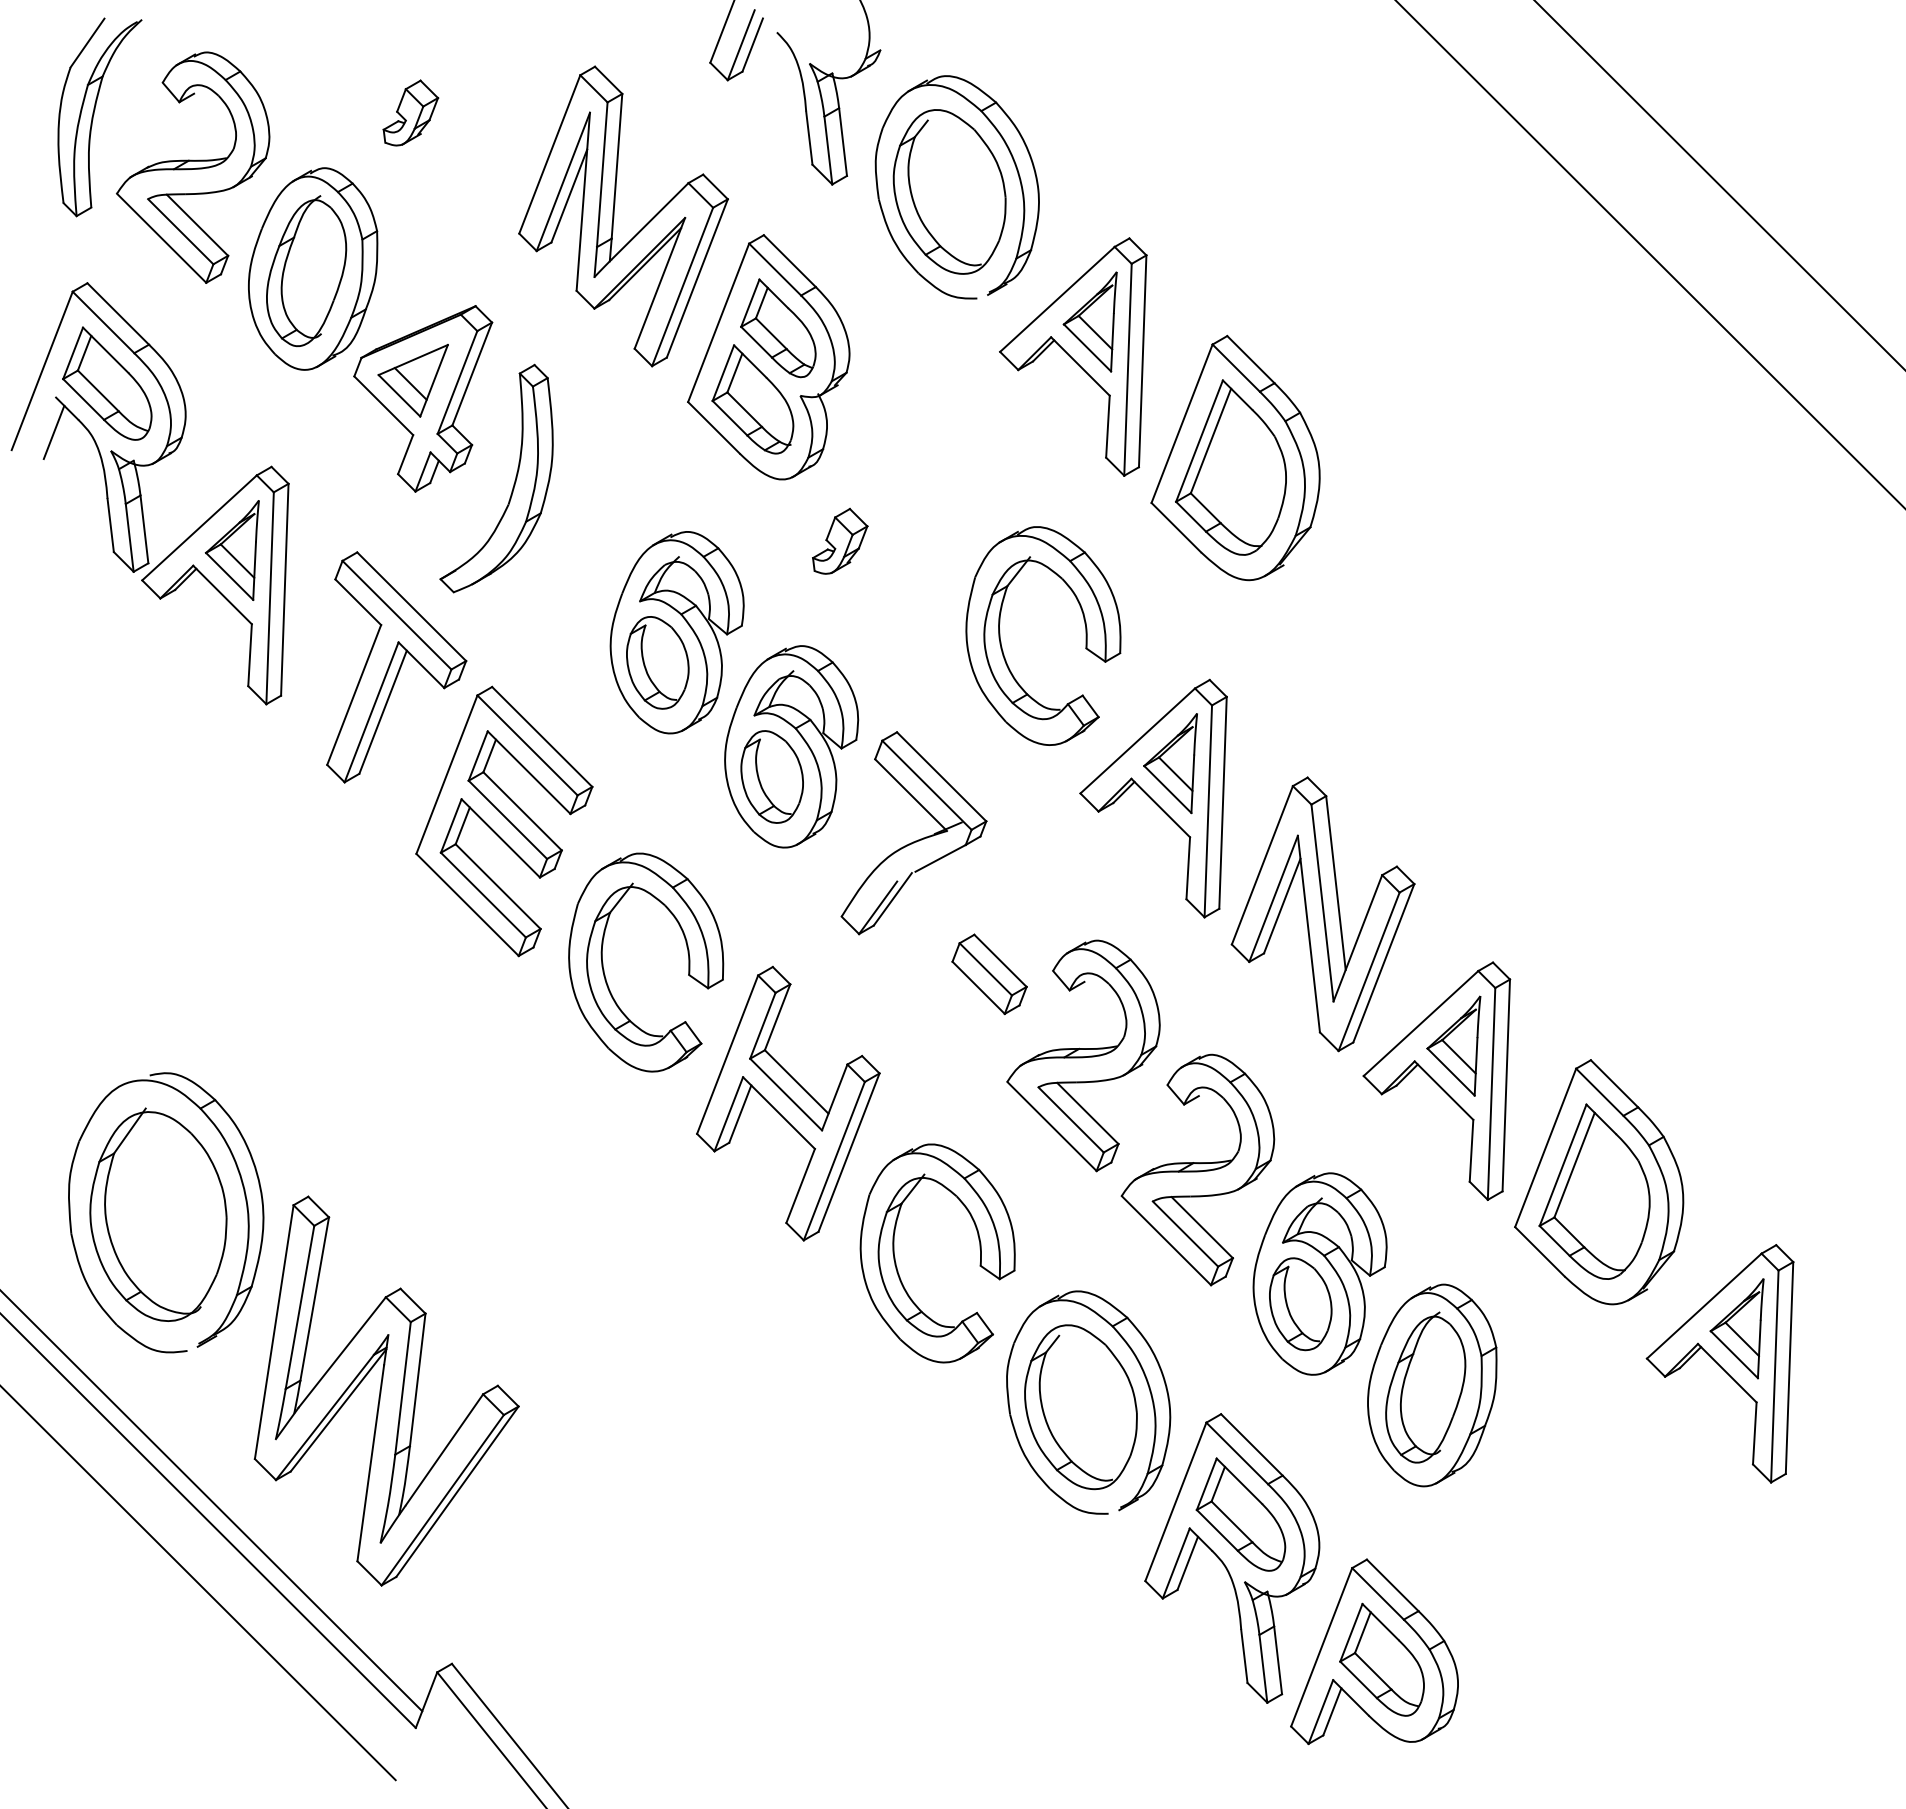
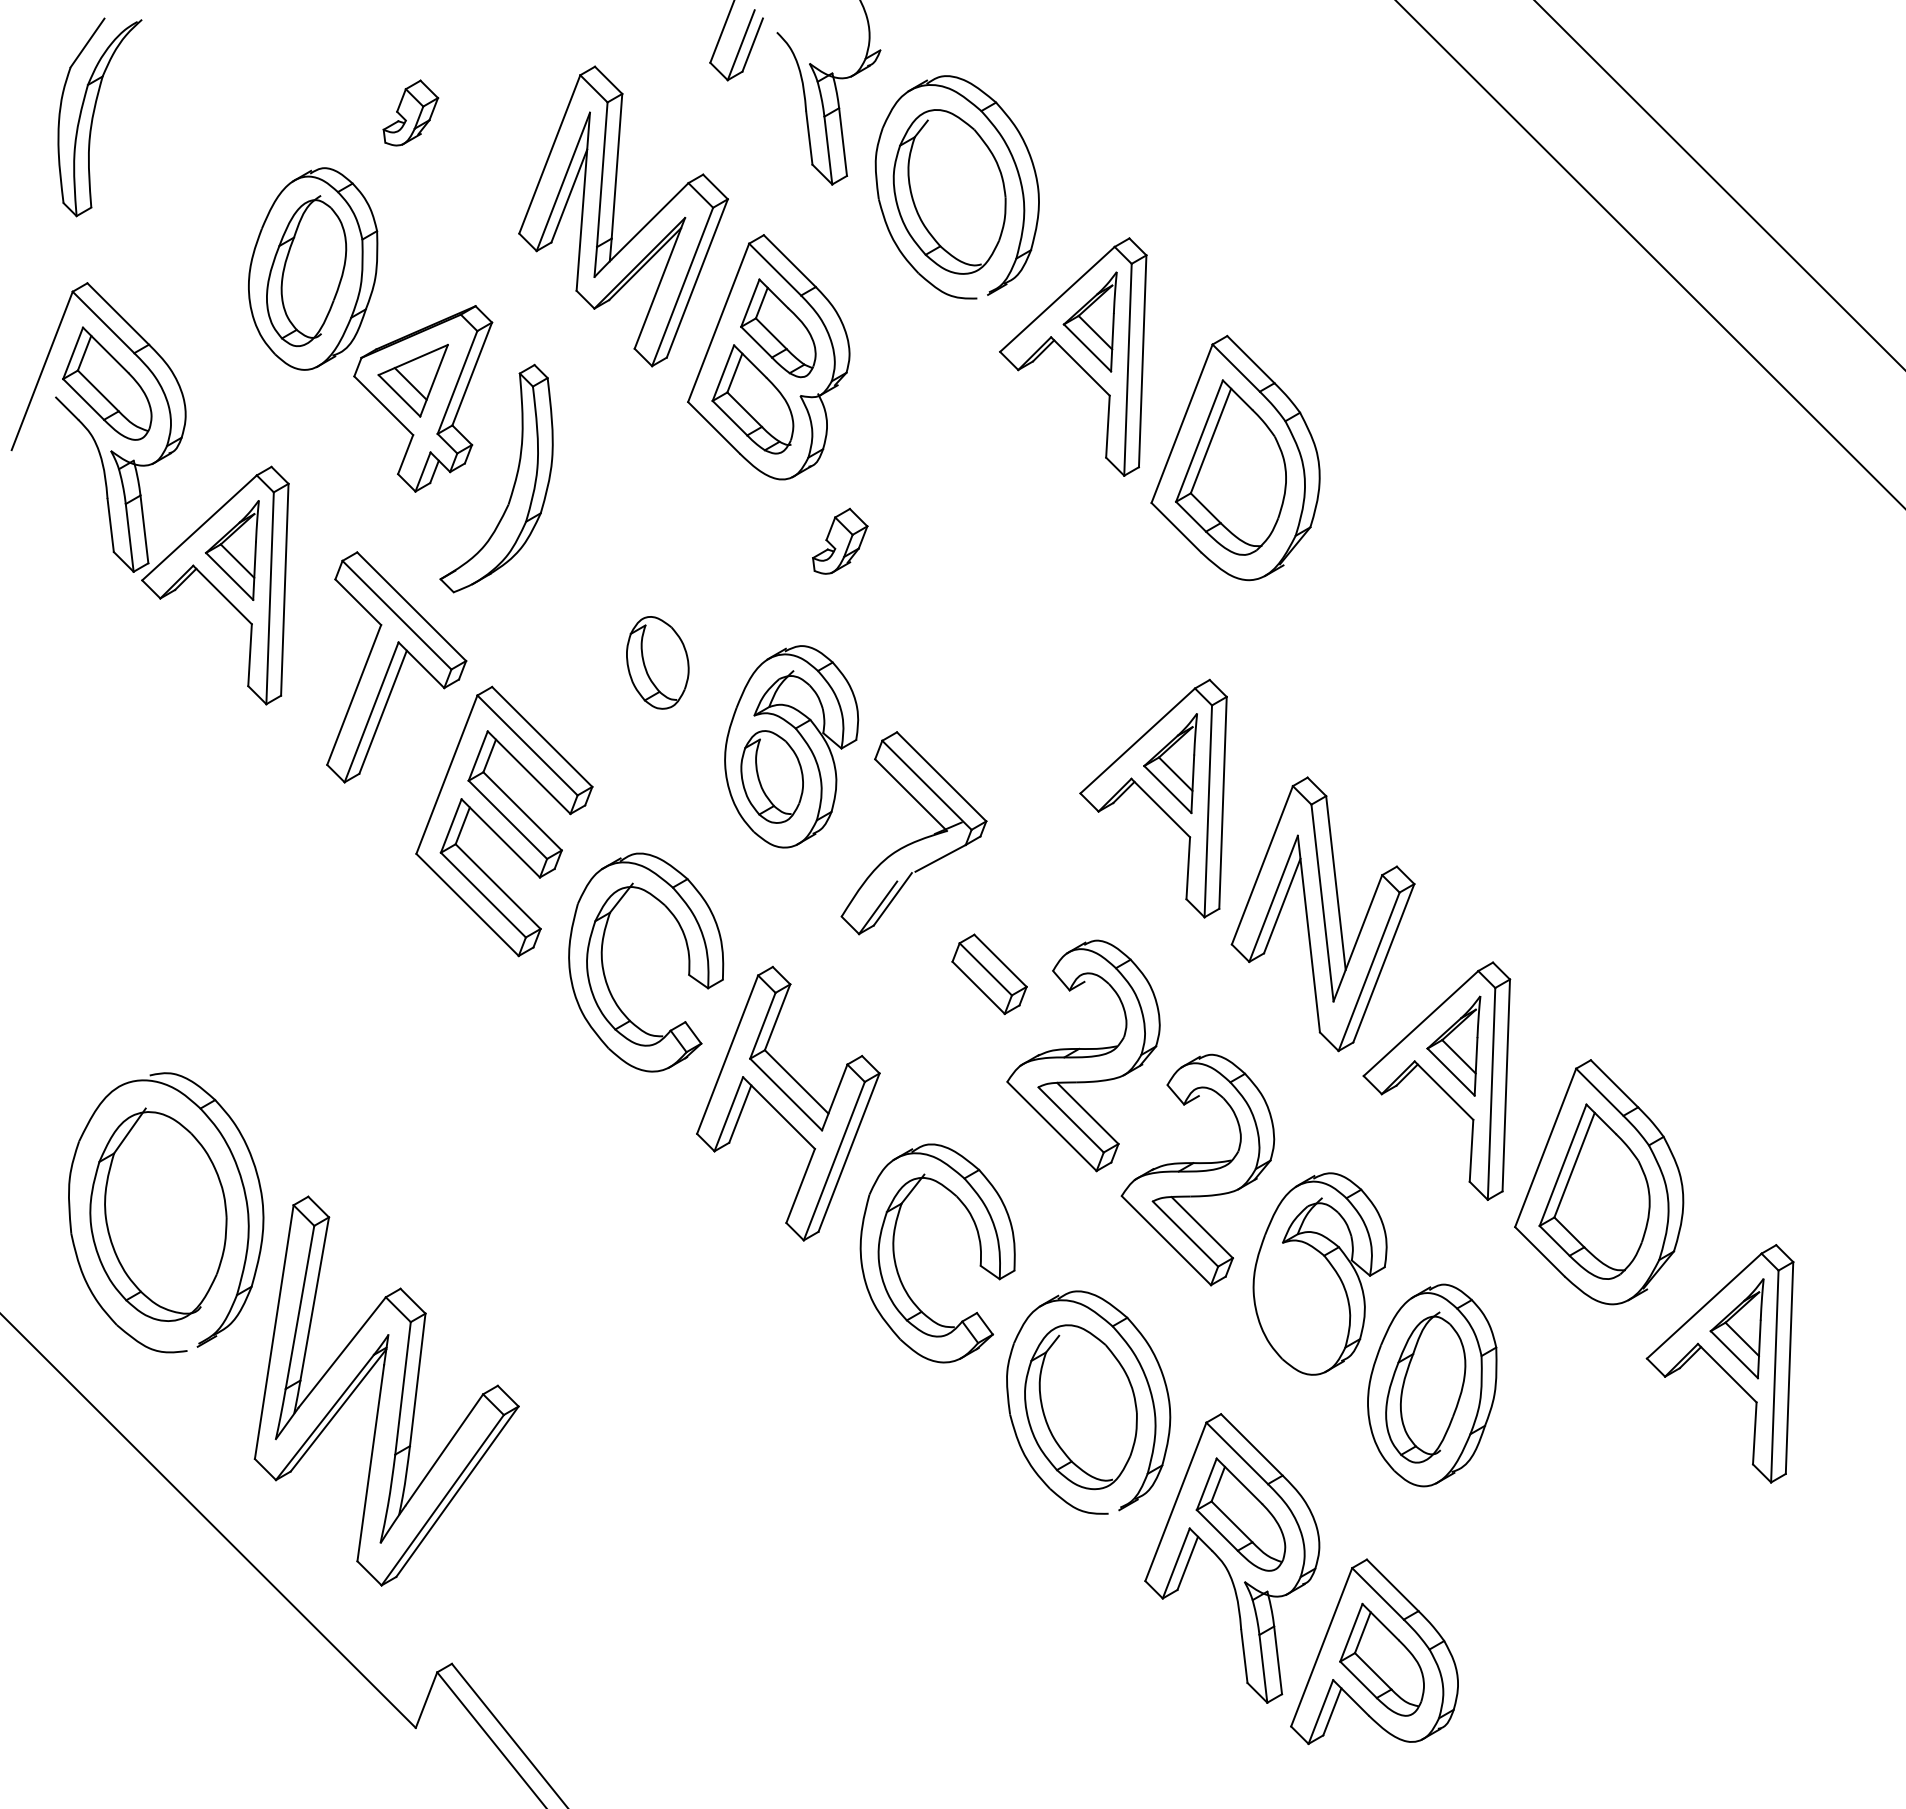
part: present -> none (193, 167)
line: present -> none (53, 432)
part: present -> none (676, 632)
part: present -> none (1085, 635)
part: present -> none (1300, 1304)
line: present -> none (212, 1501)
line: present -> none (198, 1583)
